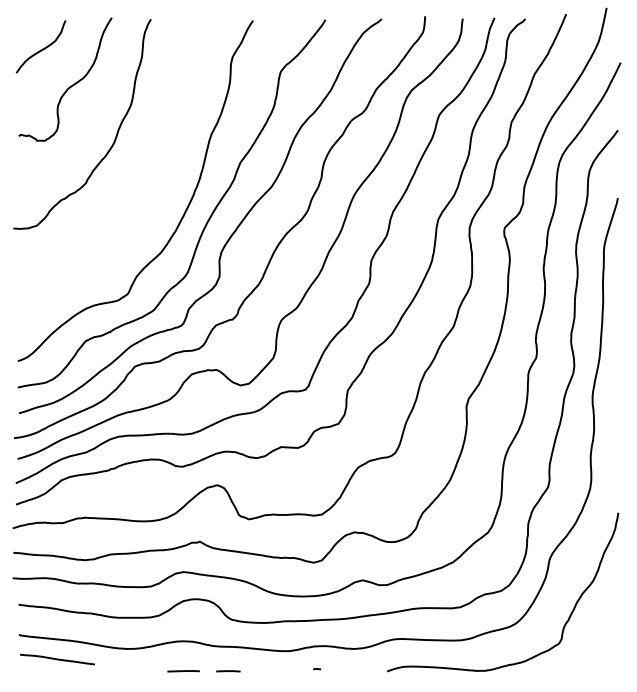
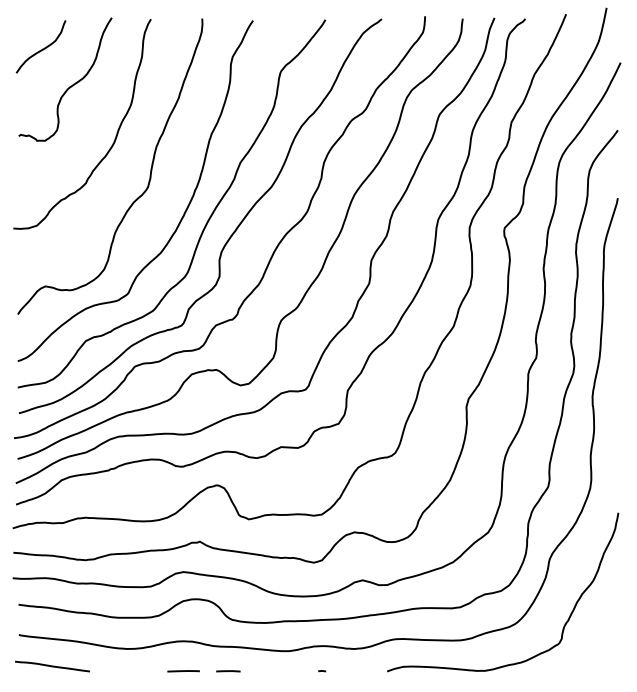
curve: none -> present (149, 174)
line position: (57, 659) -> (52, 666) (52, 666)
line position: (317, 669) -> (322, 671) (322, 671)
